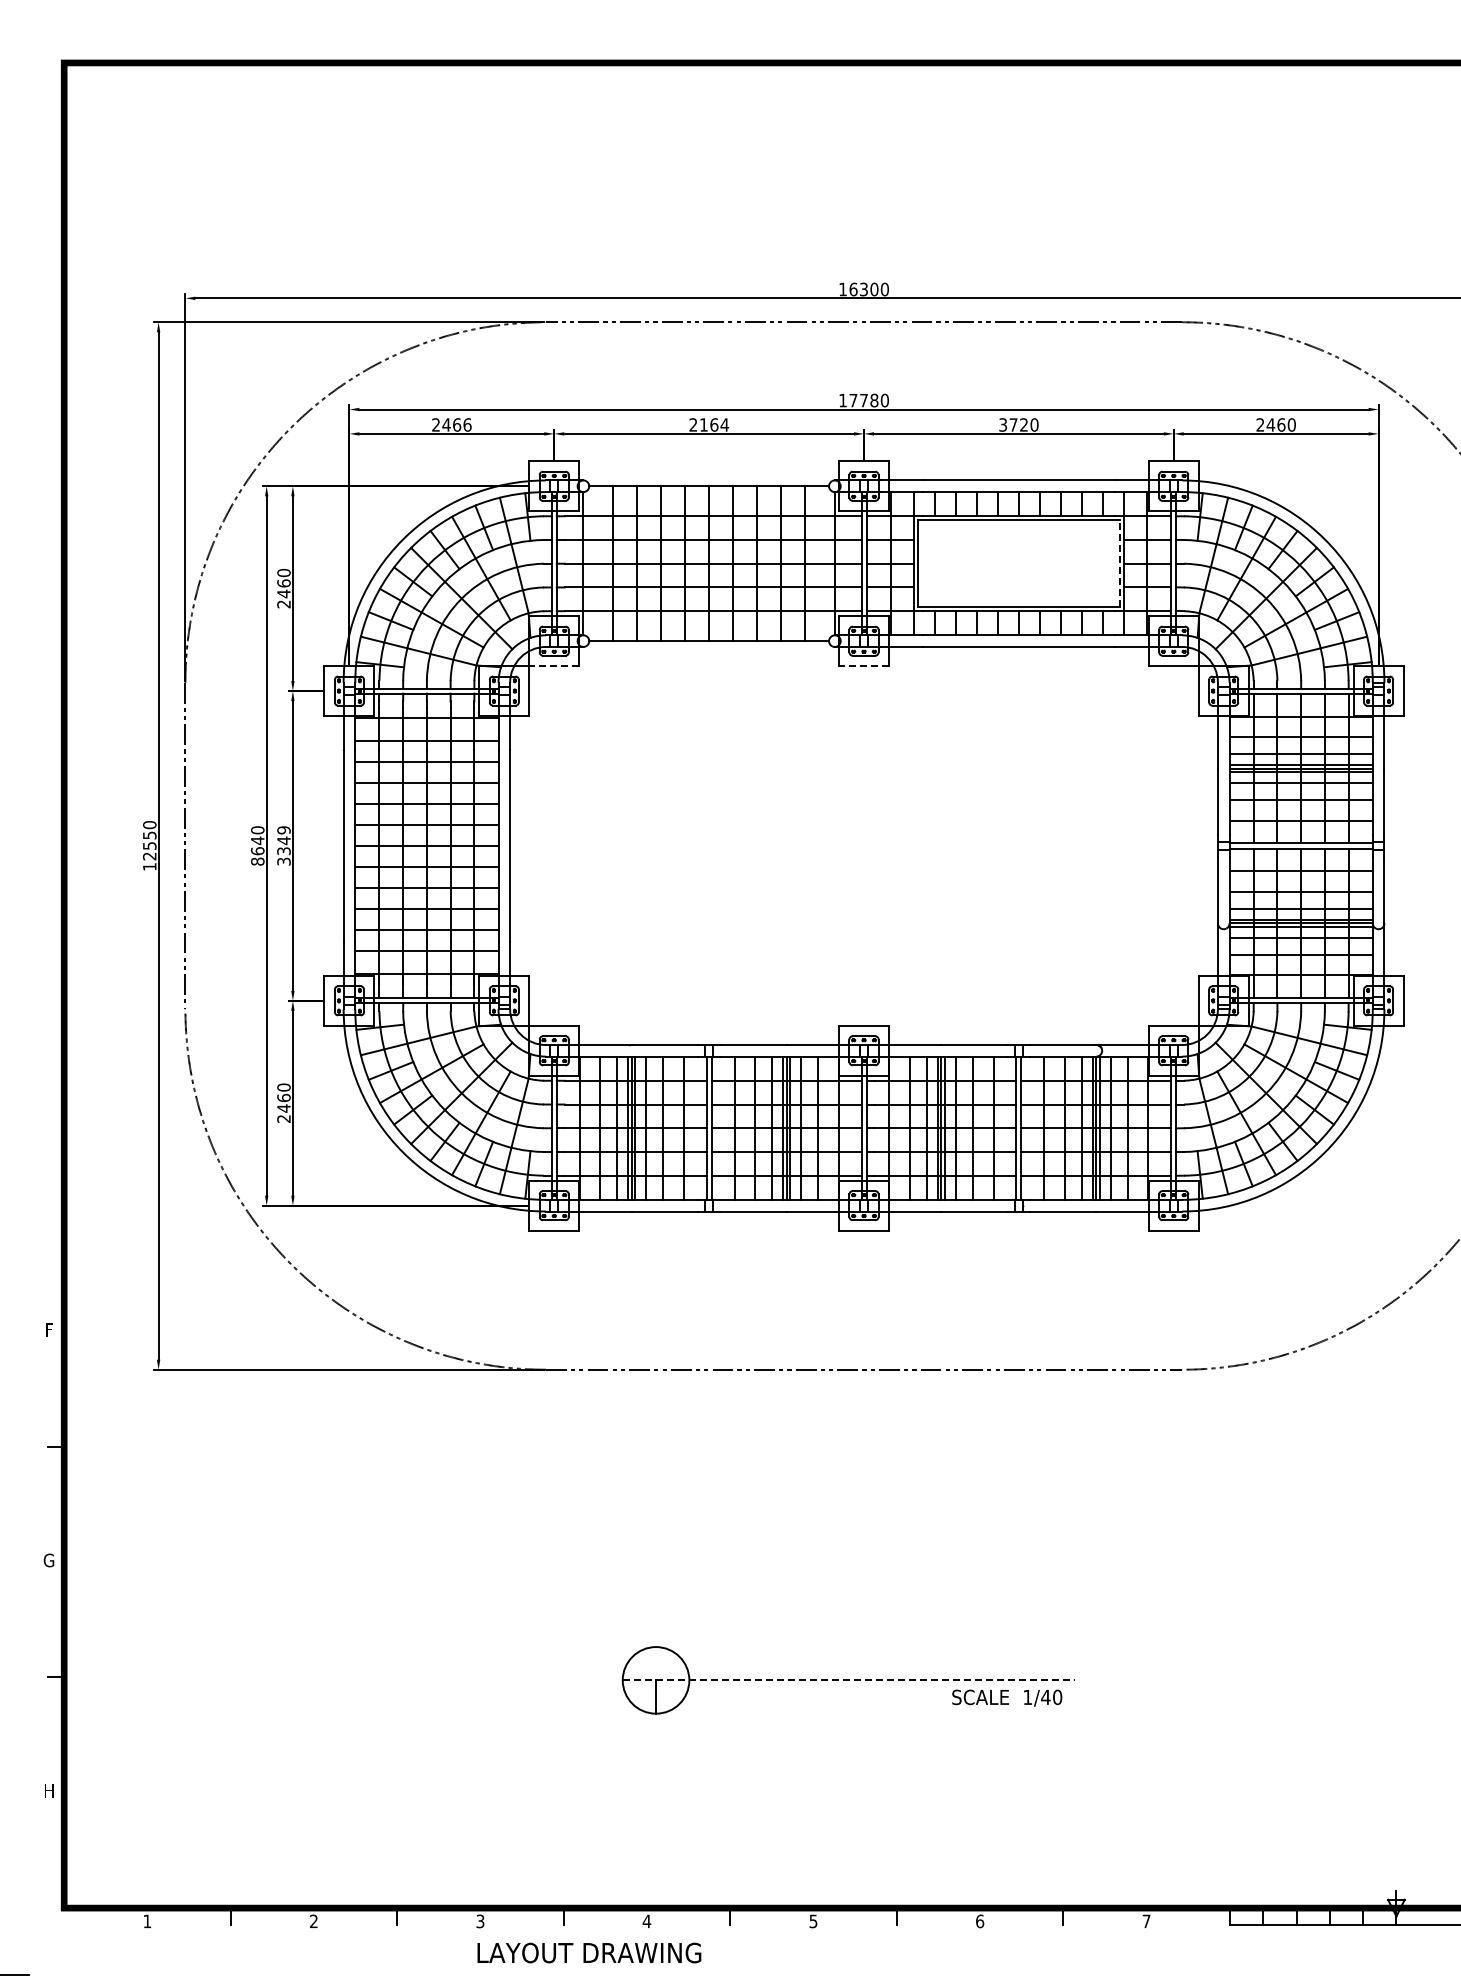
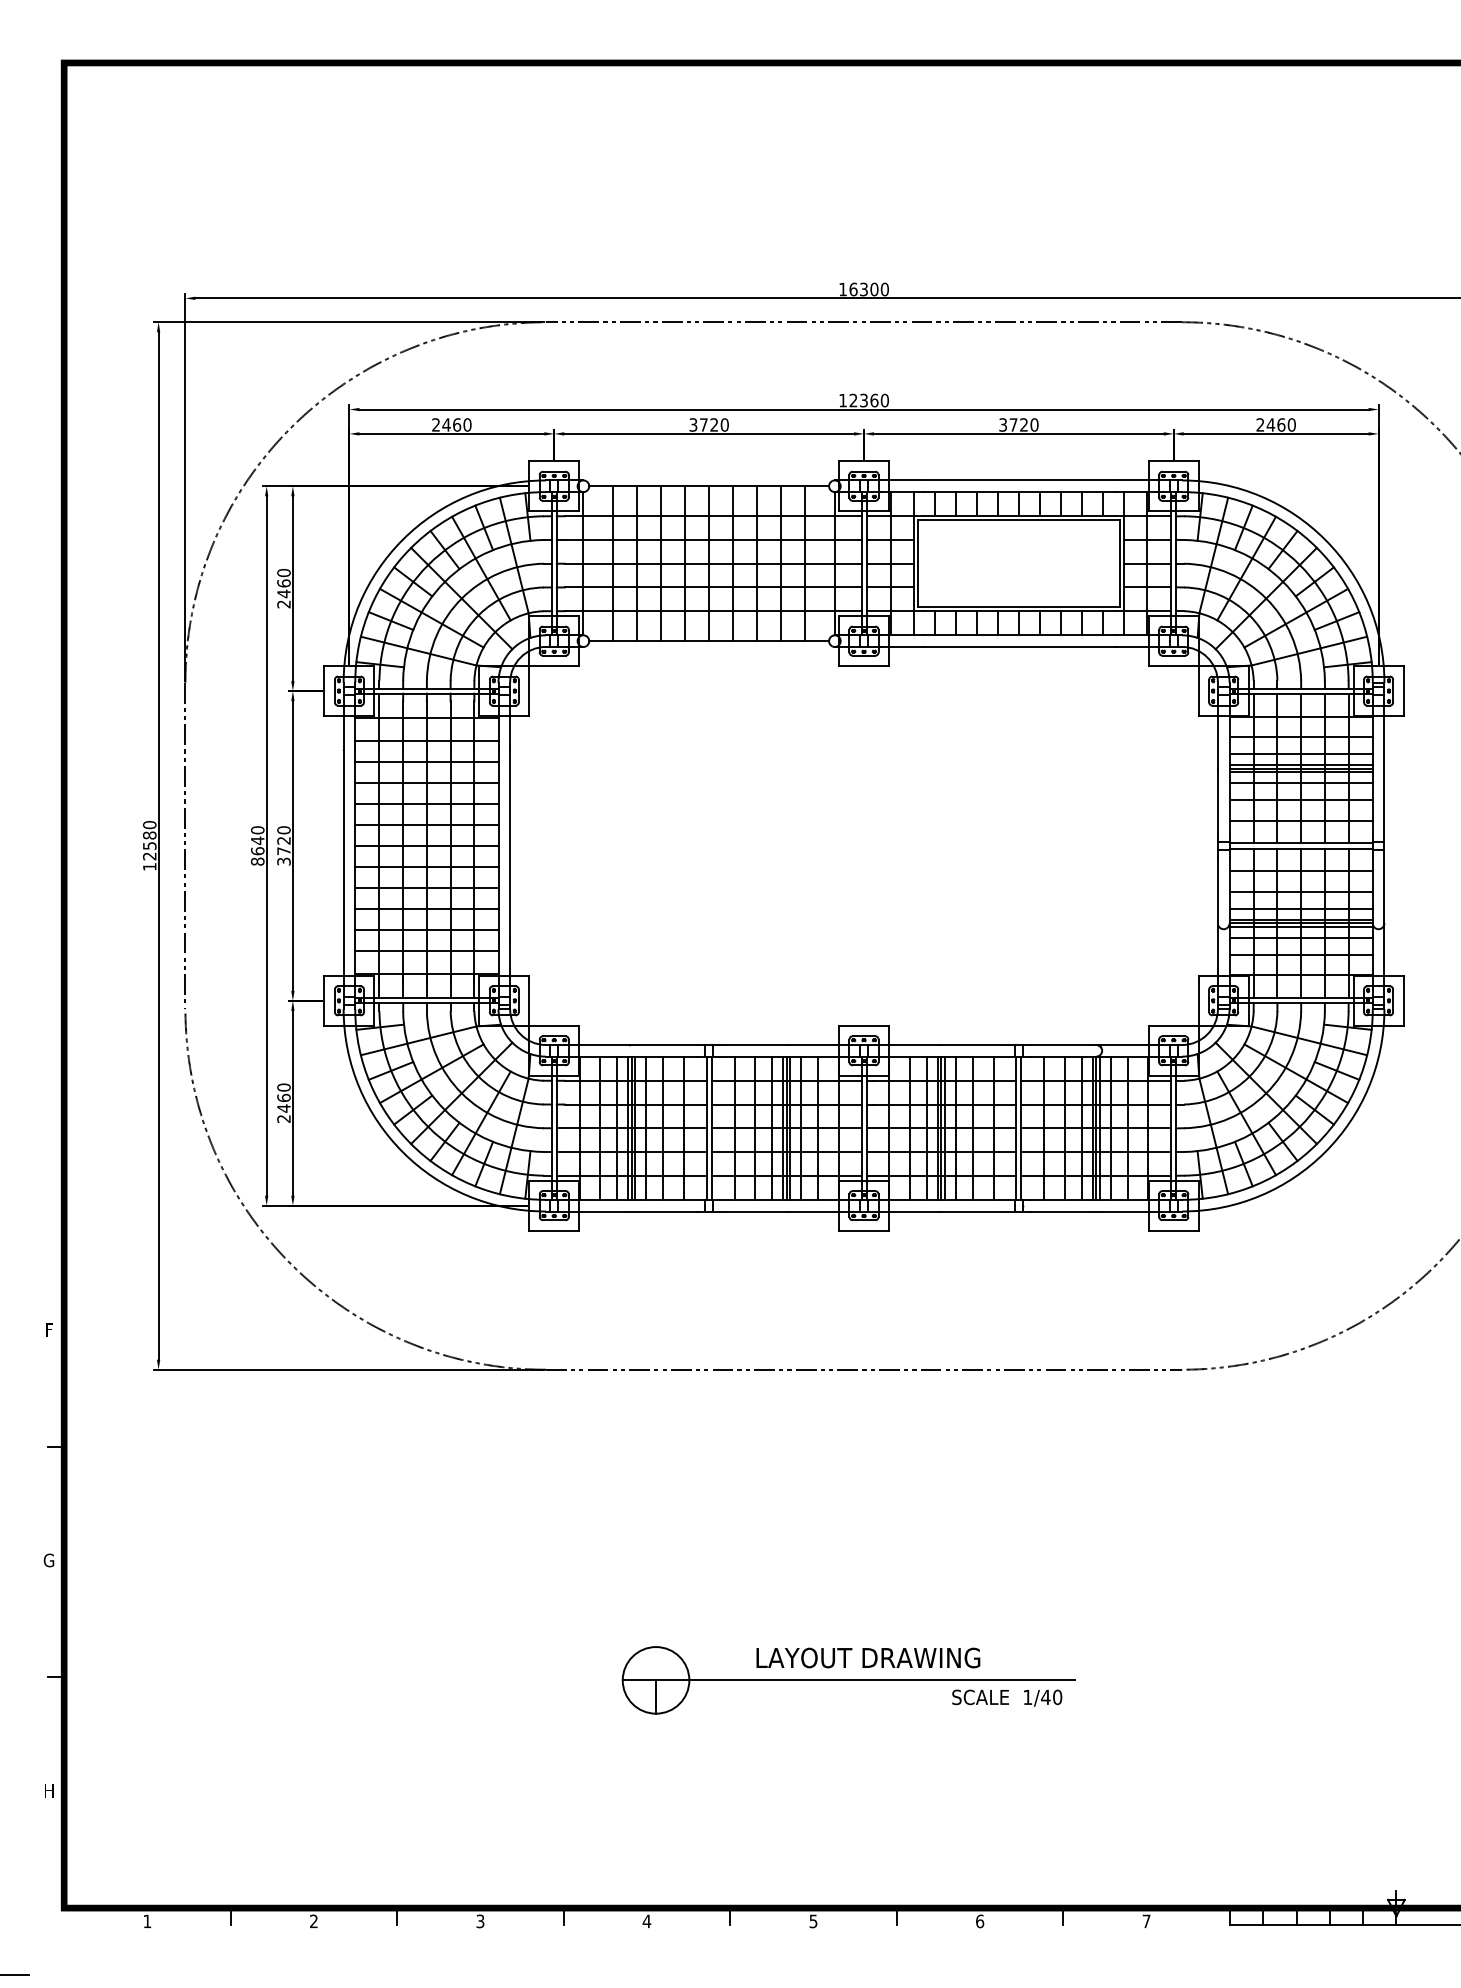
text: 17780 -> 12360 (863, 400)
text: 2466 -> 2460 (467, 424)
text: 2164 -> 3720 (709, 424)
line: dashed -> solid (1119, 563)
line: dashed -> solid (554, 666)
line: dashed -> solid (864, 666)
text: 12550 -> 12580 (149, 835)
text: 3349 -> 3720 (283, 840)
line: dashed -> solid (849, 1680)
text position: (589, 1952) -> (868, 1657) (868, 1657)
